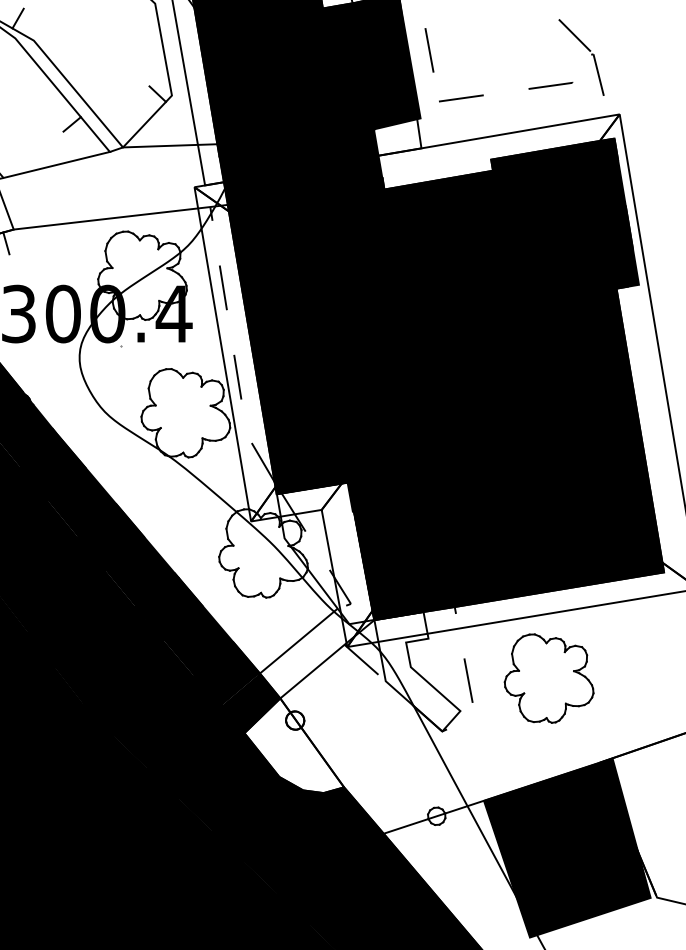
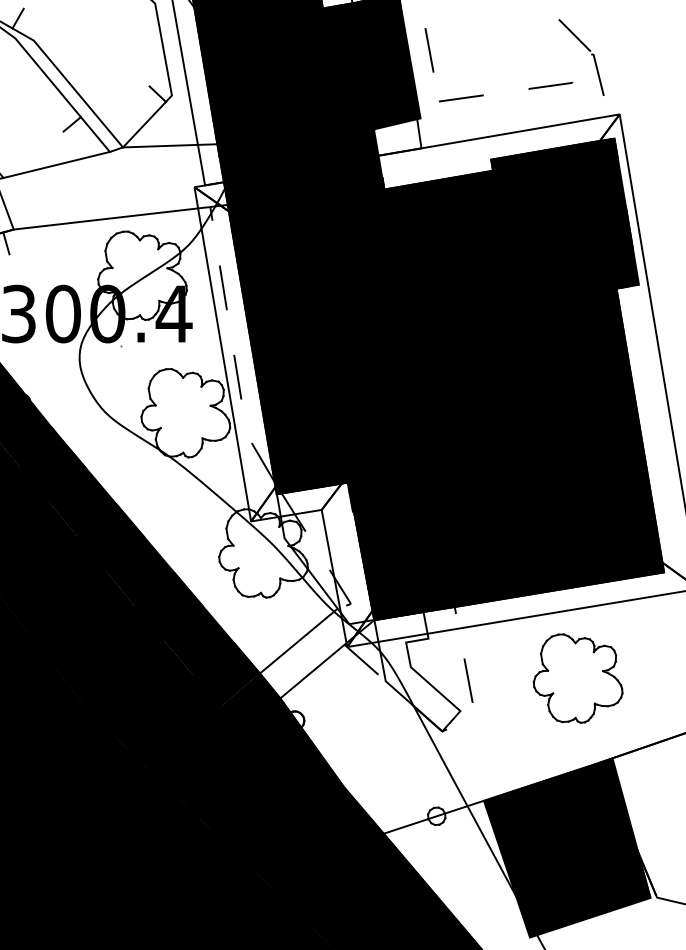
part position: (548, 678) -> (577, 678) (577, 678)
fill: none -> present (294, 745)
